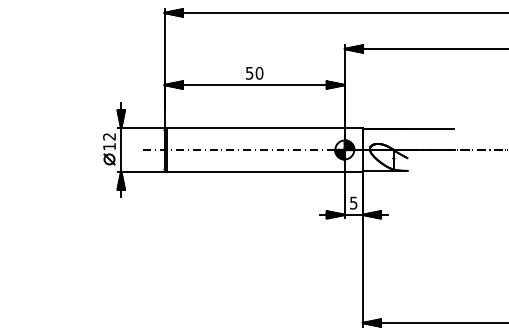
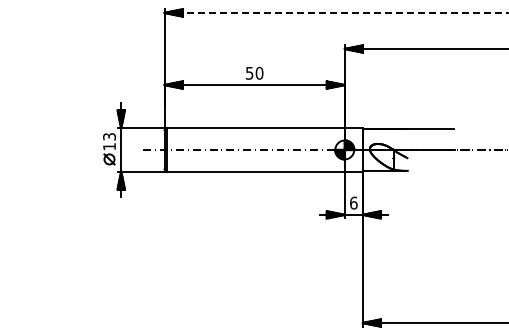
line: solid -> dashed (336, 12)
text: 12 -> 13 (109, 136)
text: 5 -> 6 (353, 202)
